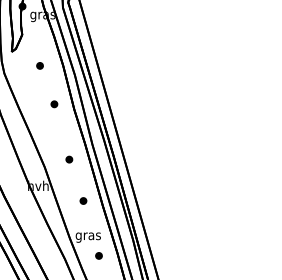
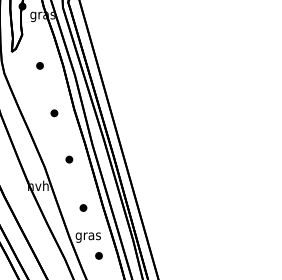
part position: (54, 104) -> (54, 113) (54, 113)
part position: (83, 200) -> (83, 207) (83, 207)
